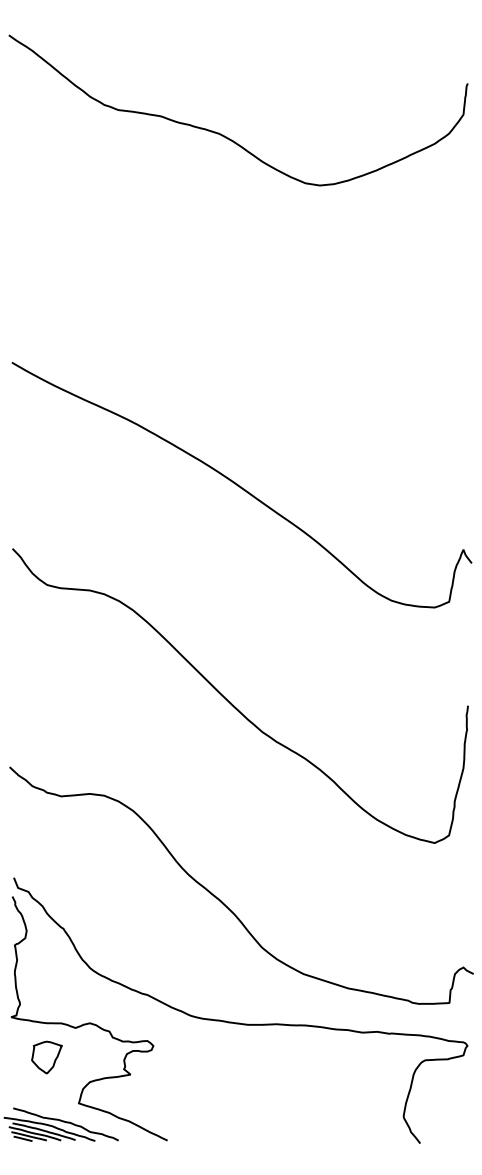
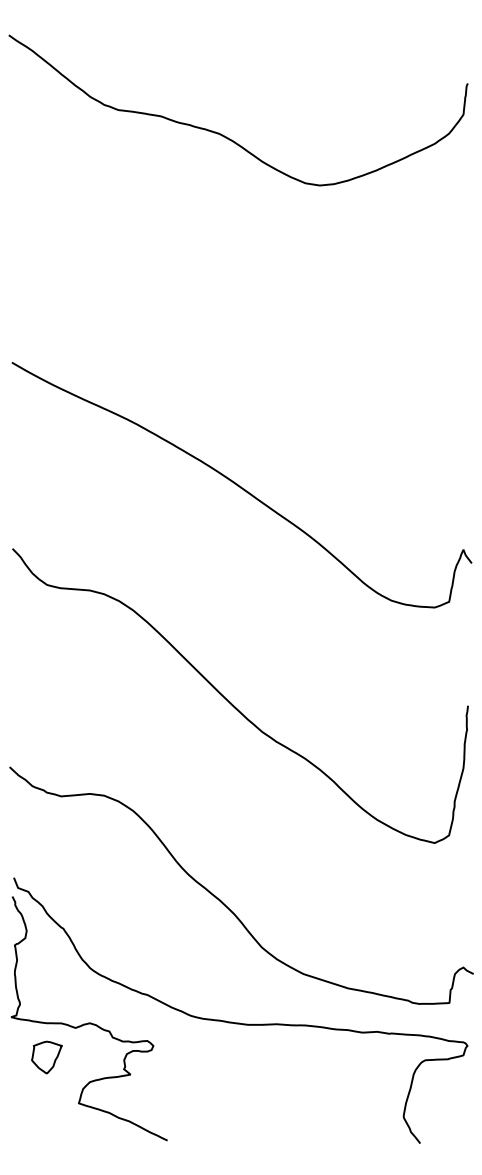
part: present -> none (60, 1124)
